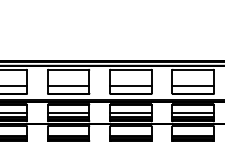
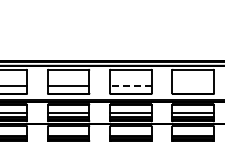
line: solid -> dashed (130, 85)
line: present -> none (193, 85)
